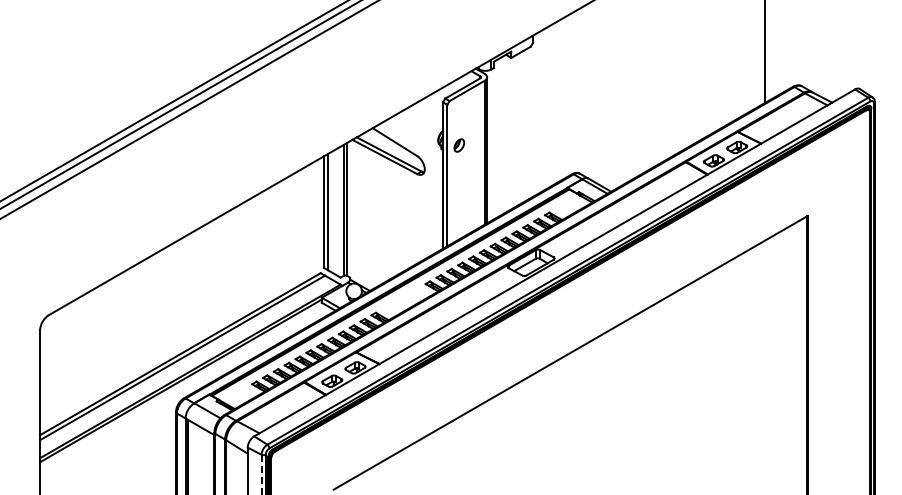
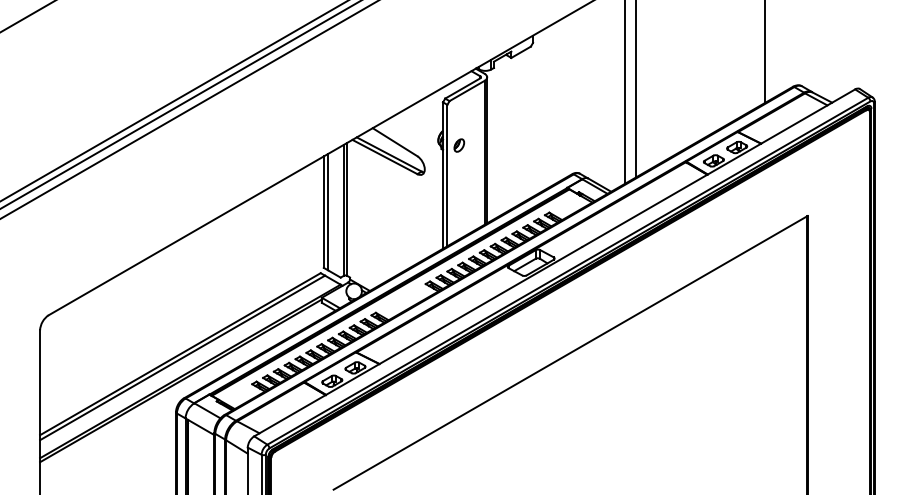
line: none -> present (27, 16)
line: none -> present (635, 89)
line: none -> present (624, 92)
line: dashed -> solid (261, 474)
